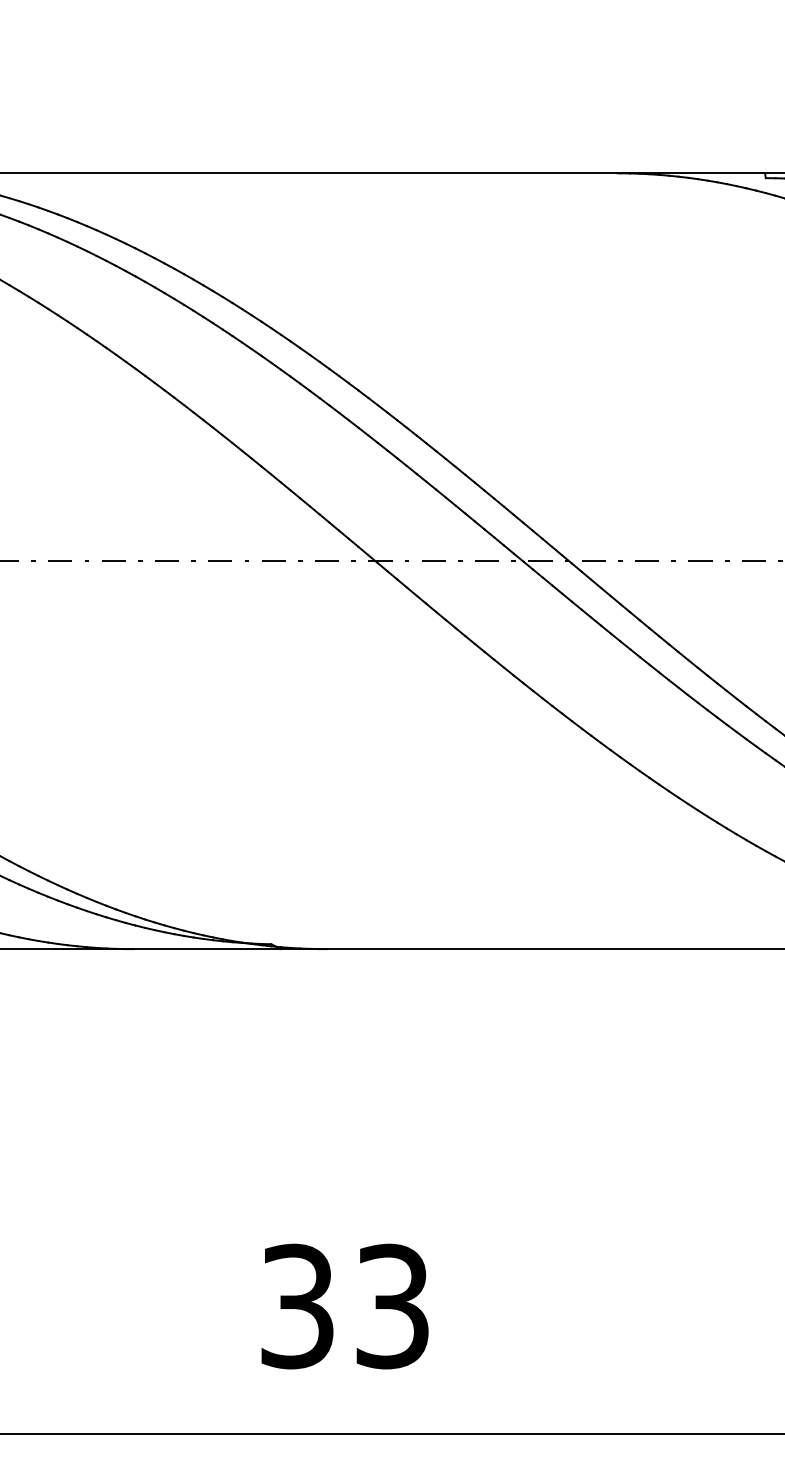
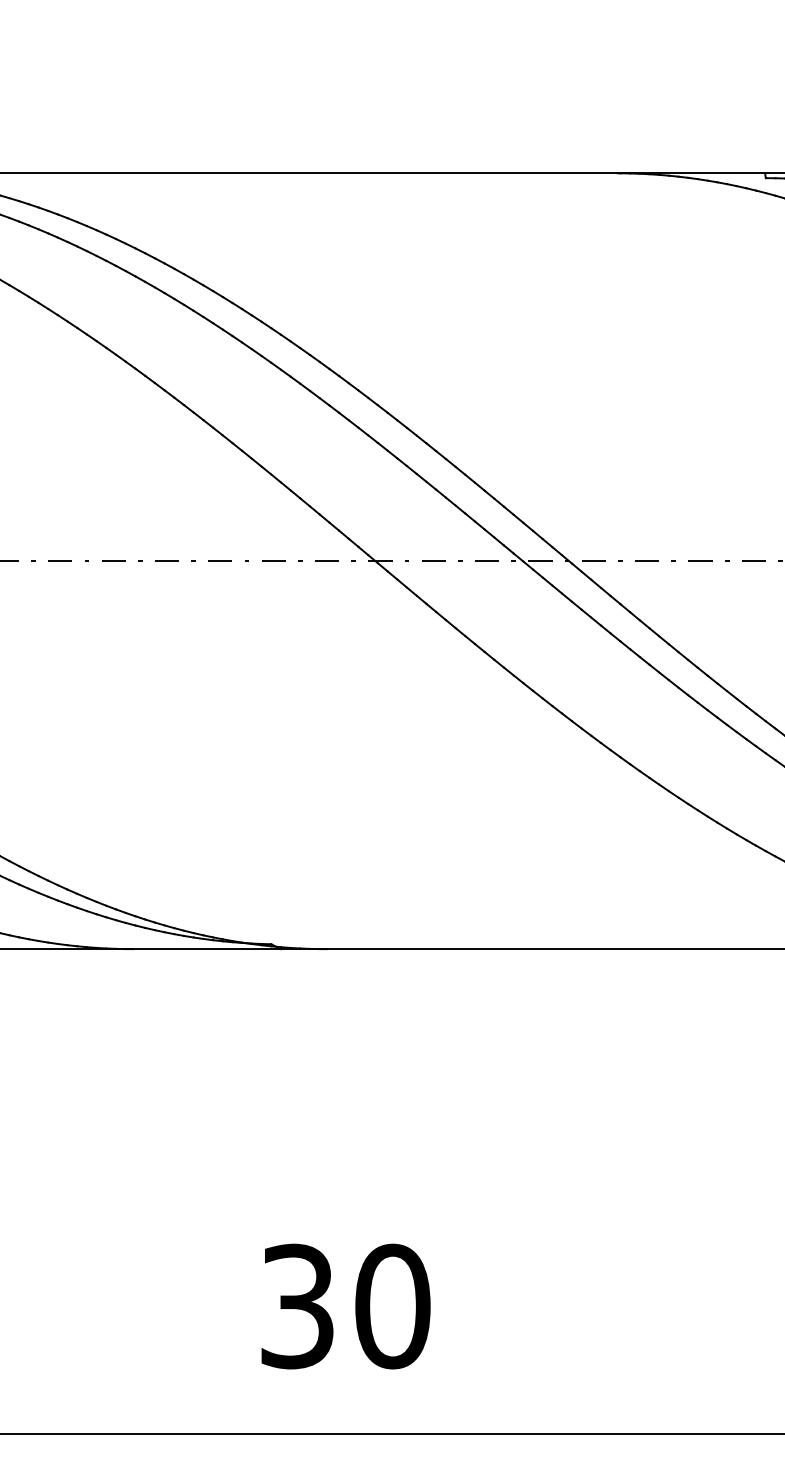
text: 33 -> 30 (392, 1306)
